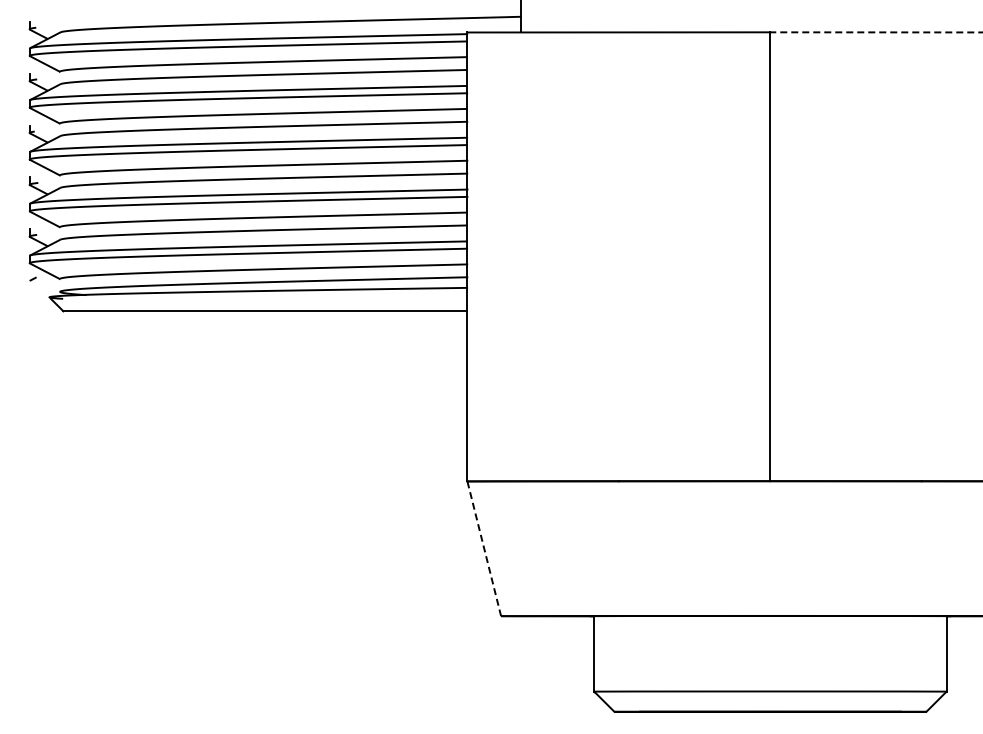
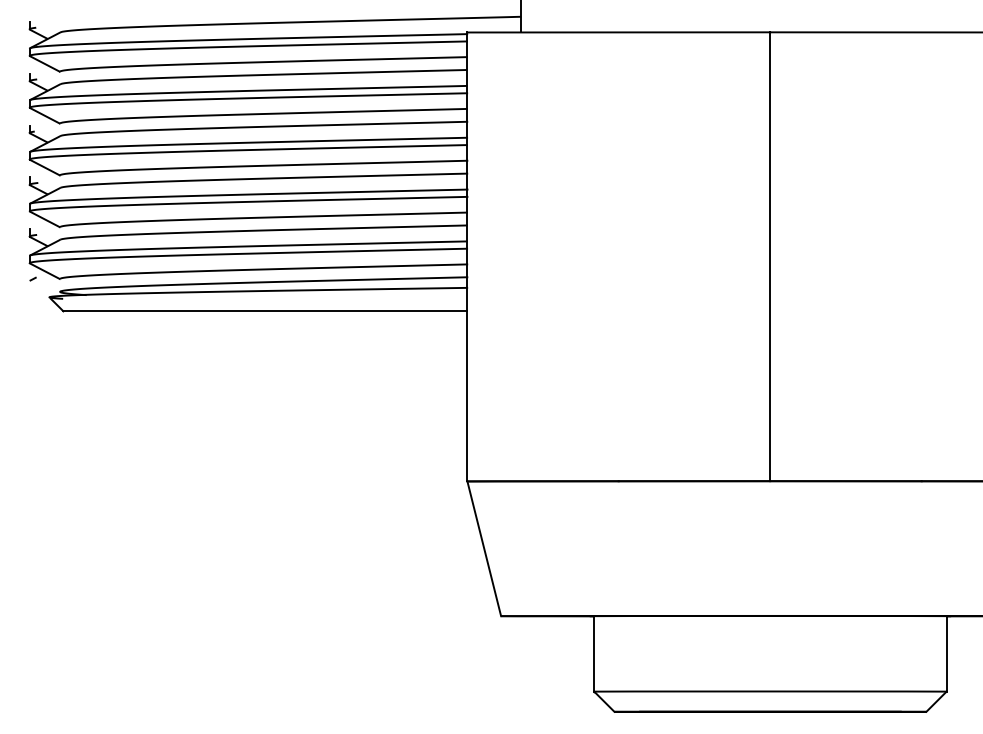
line: dashed -> solid (875, 32)
line: dashed -> solid (484, 549)
